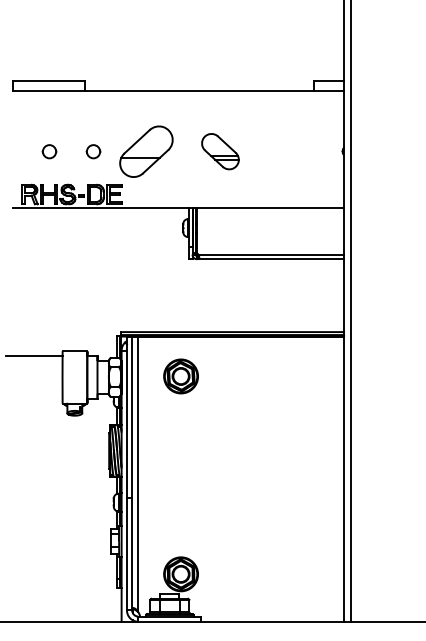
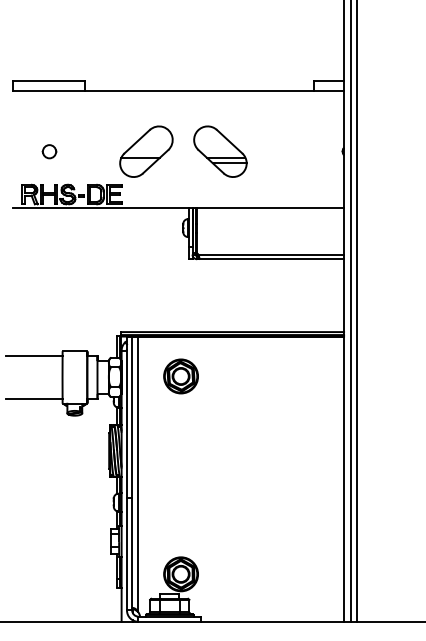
part: present -> none (93, 151)
part size: 39x38 px -> 55x53 px (220, 151)
line: none -> present (356, 311)
line: none -> present (34, 399)
